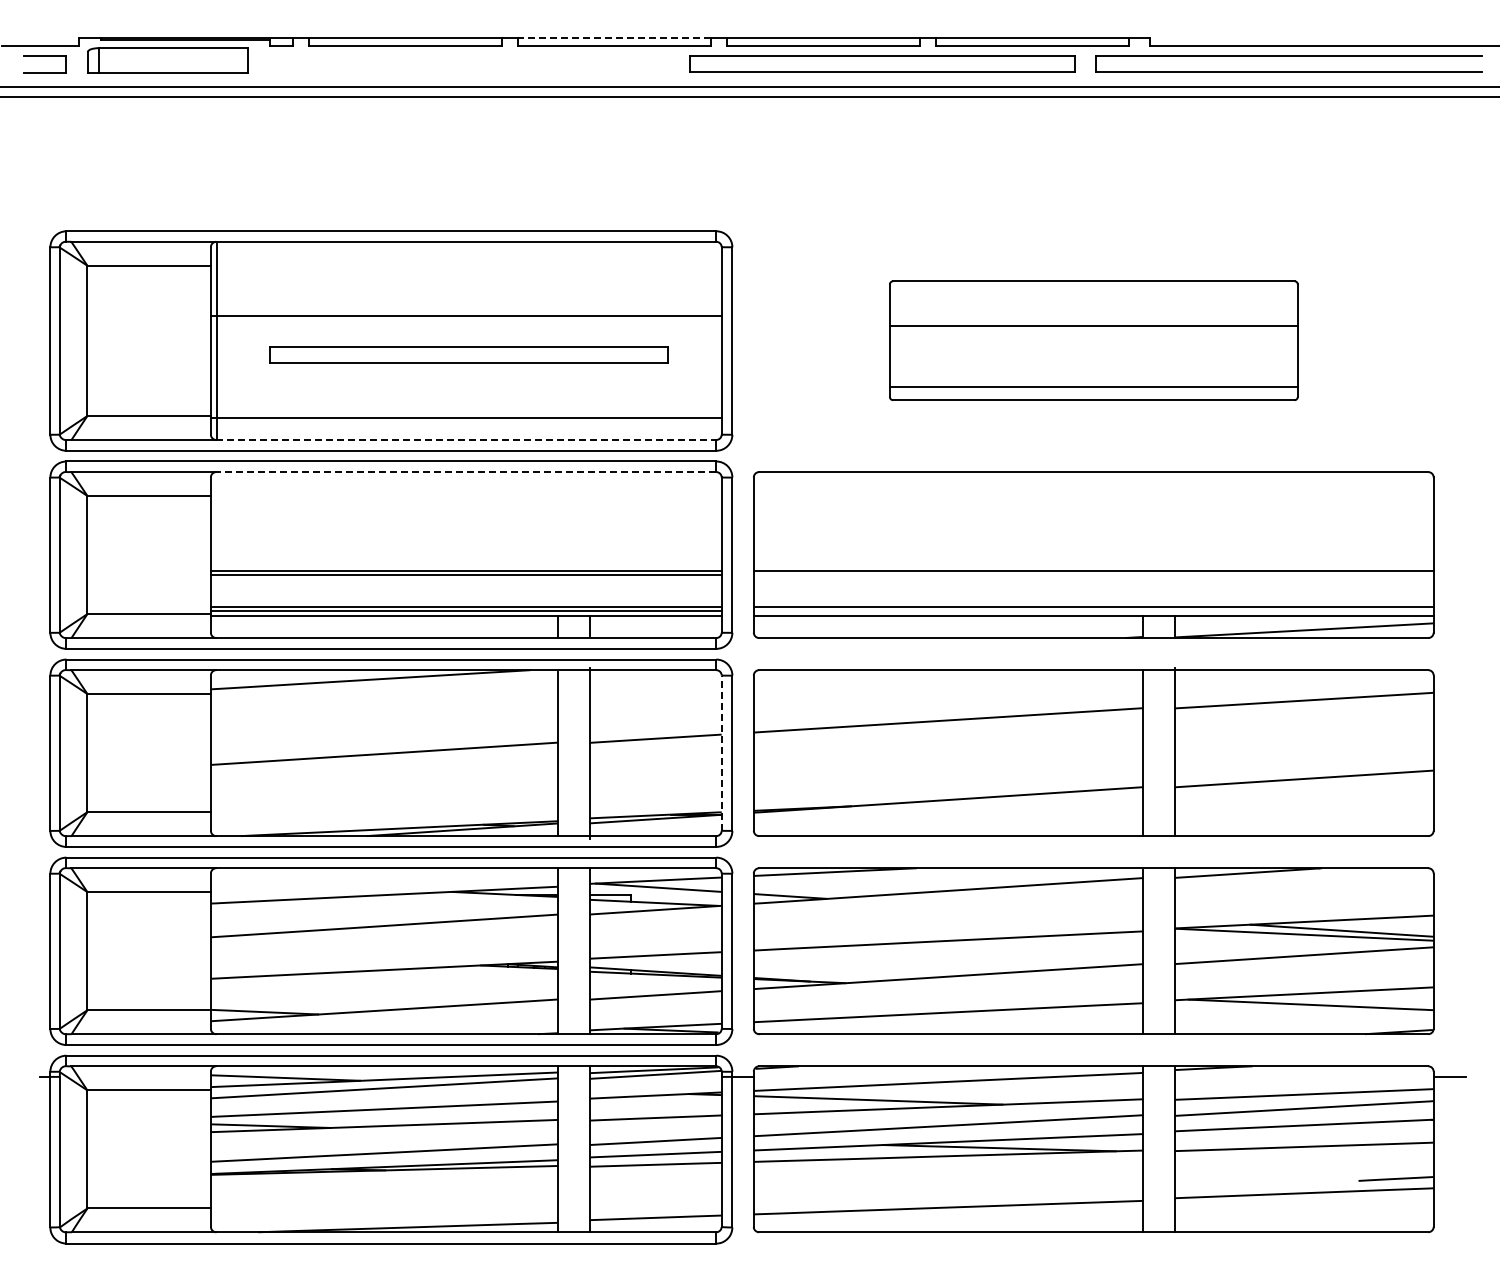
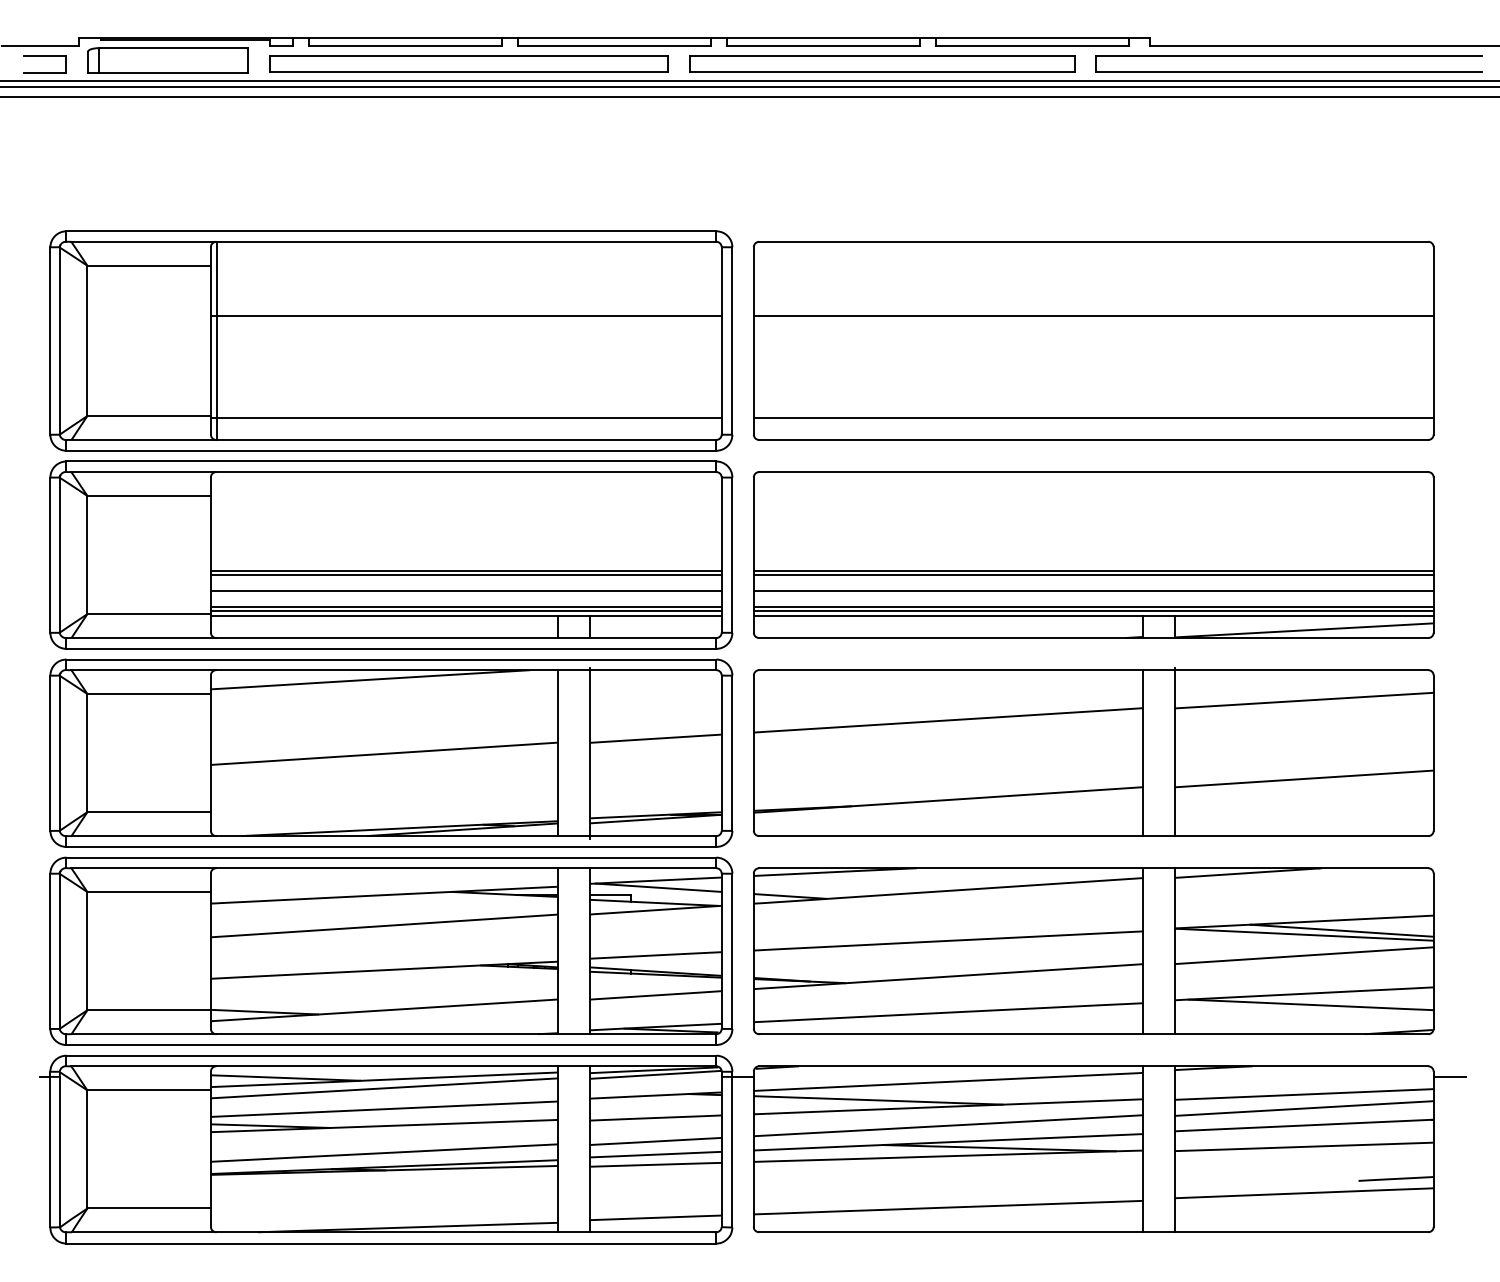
line: dashed -> solid (614, 38)
line: none -> present (749, 81)
part size: 410x121 px -> 682x201 px (1093, 340)
part position: (468, 354) -> (468, 63) (468, 63)
line: dashed -> solid (466, 439)
line: dashed -> solid (466, 472)
line: none -> present (1093, 575)
line: none -> present (465, 591)
line: none -> present (1093, 591)
line: none -> present (1093, 610)
line: dashed -> solid (721, 753)
